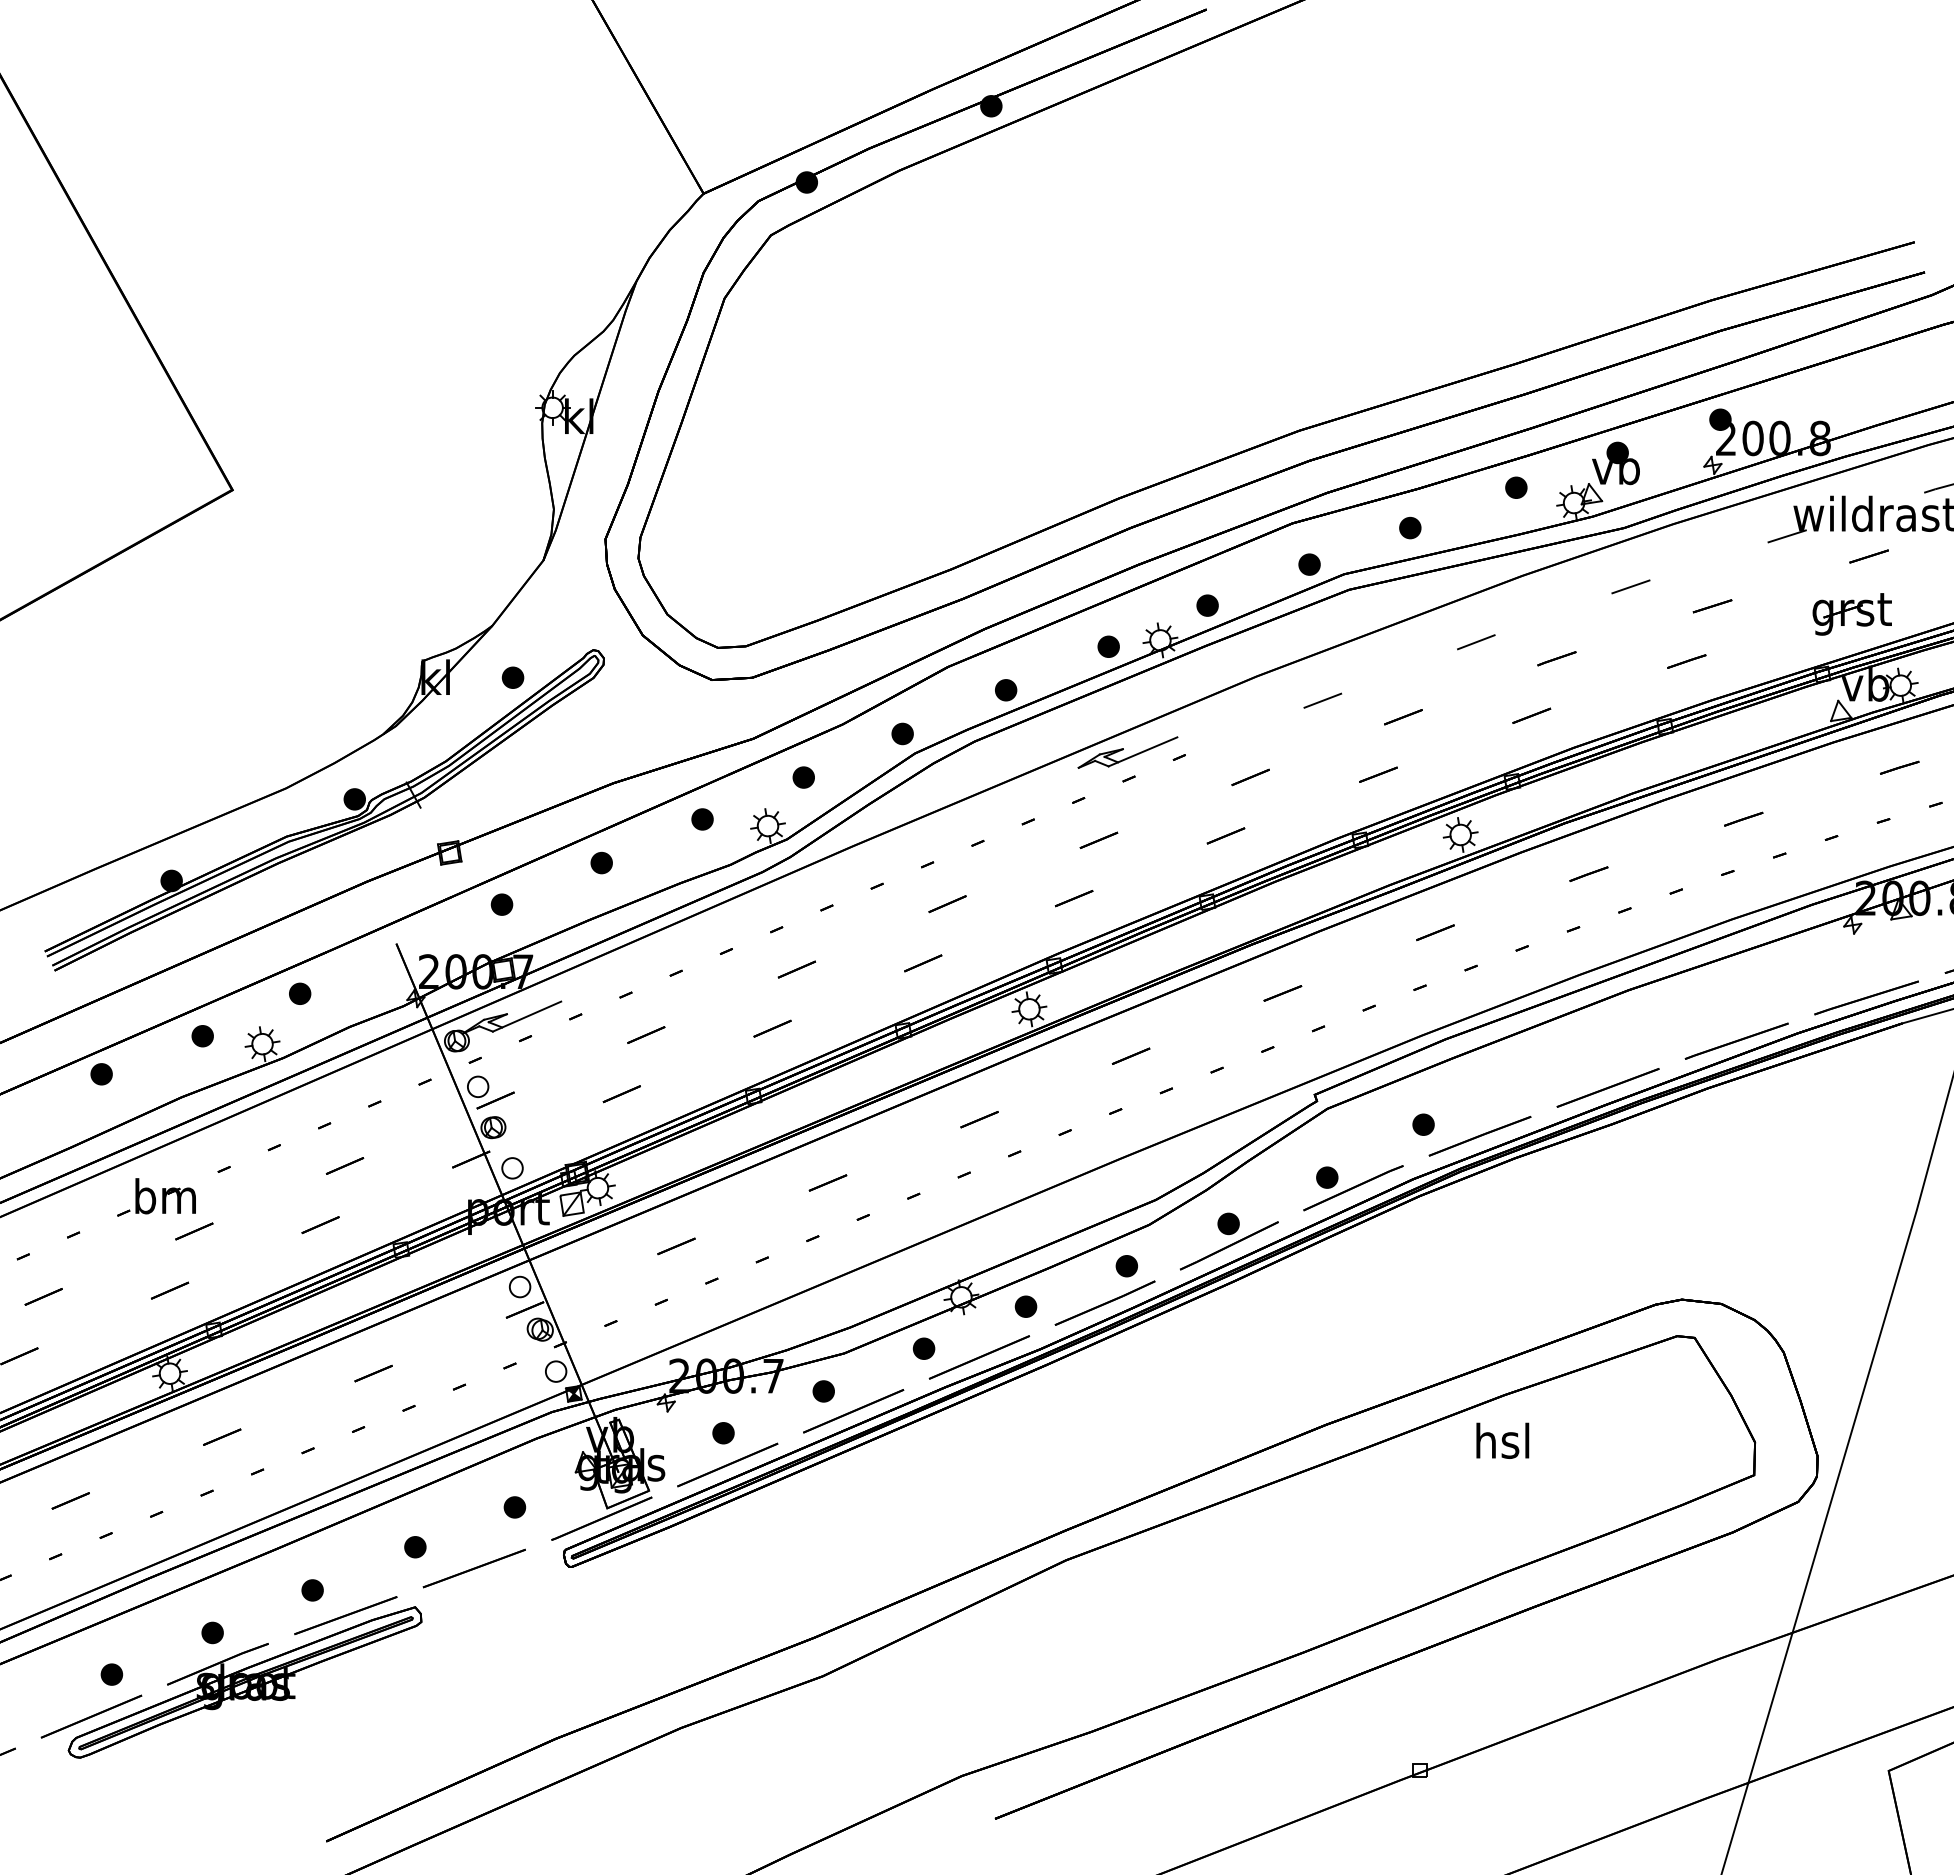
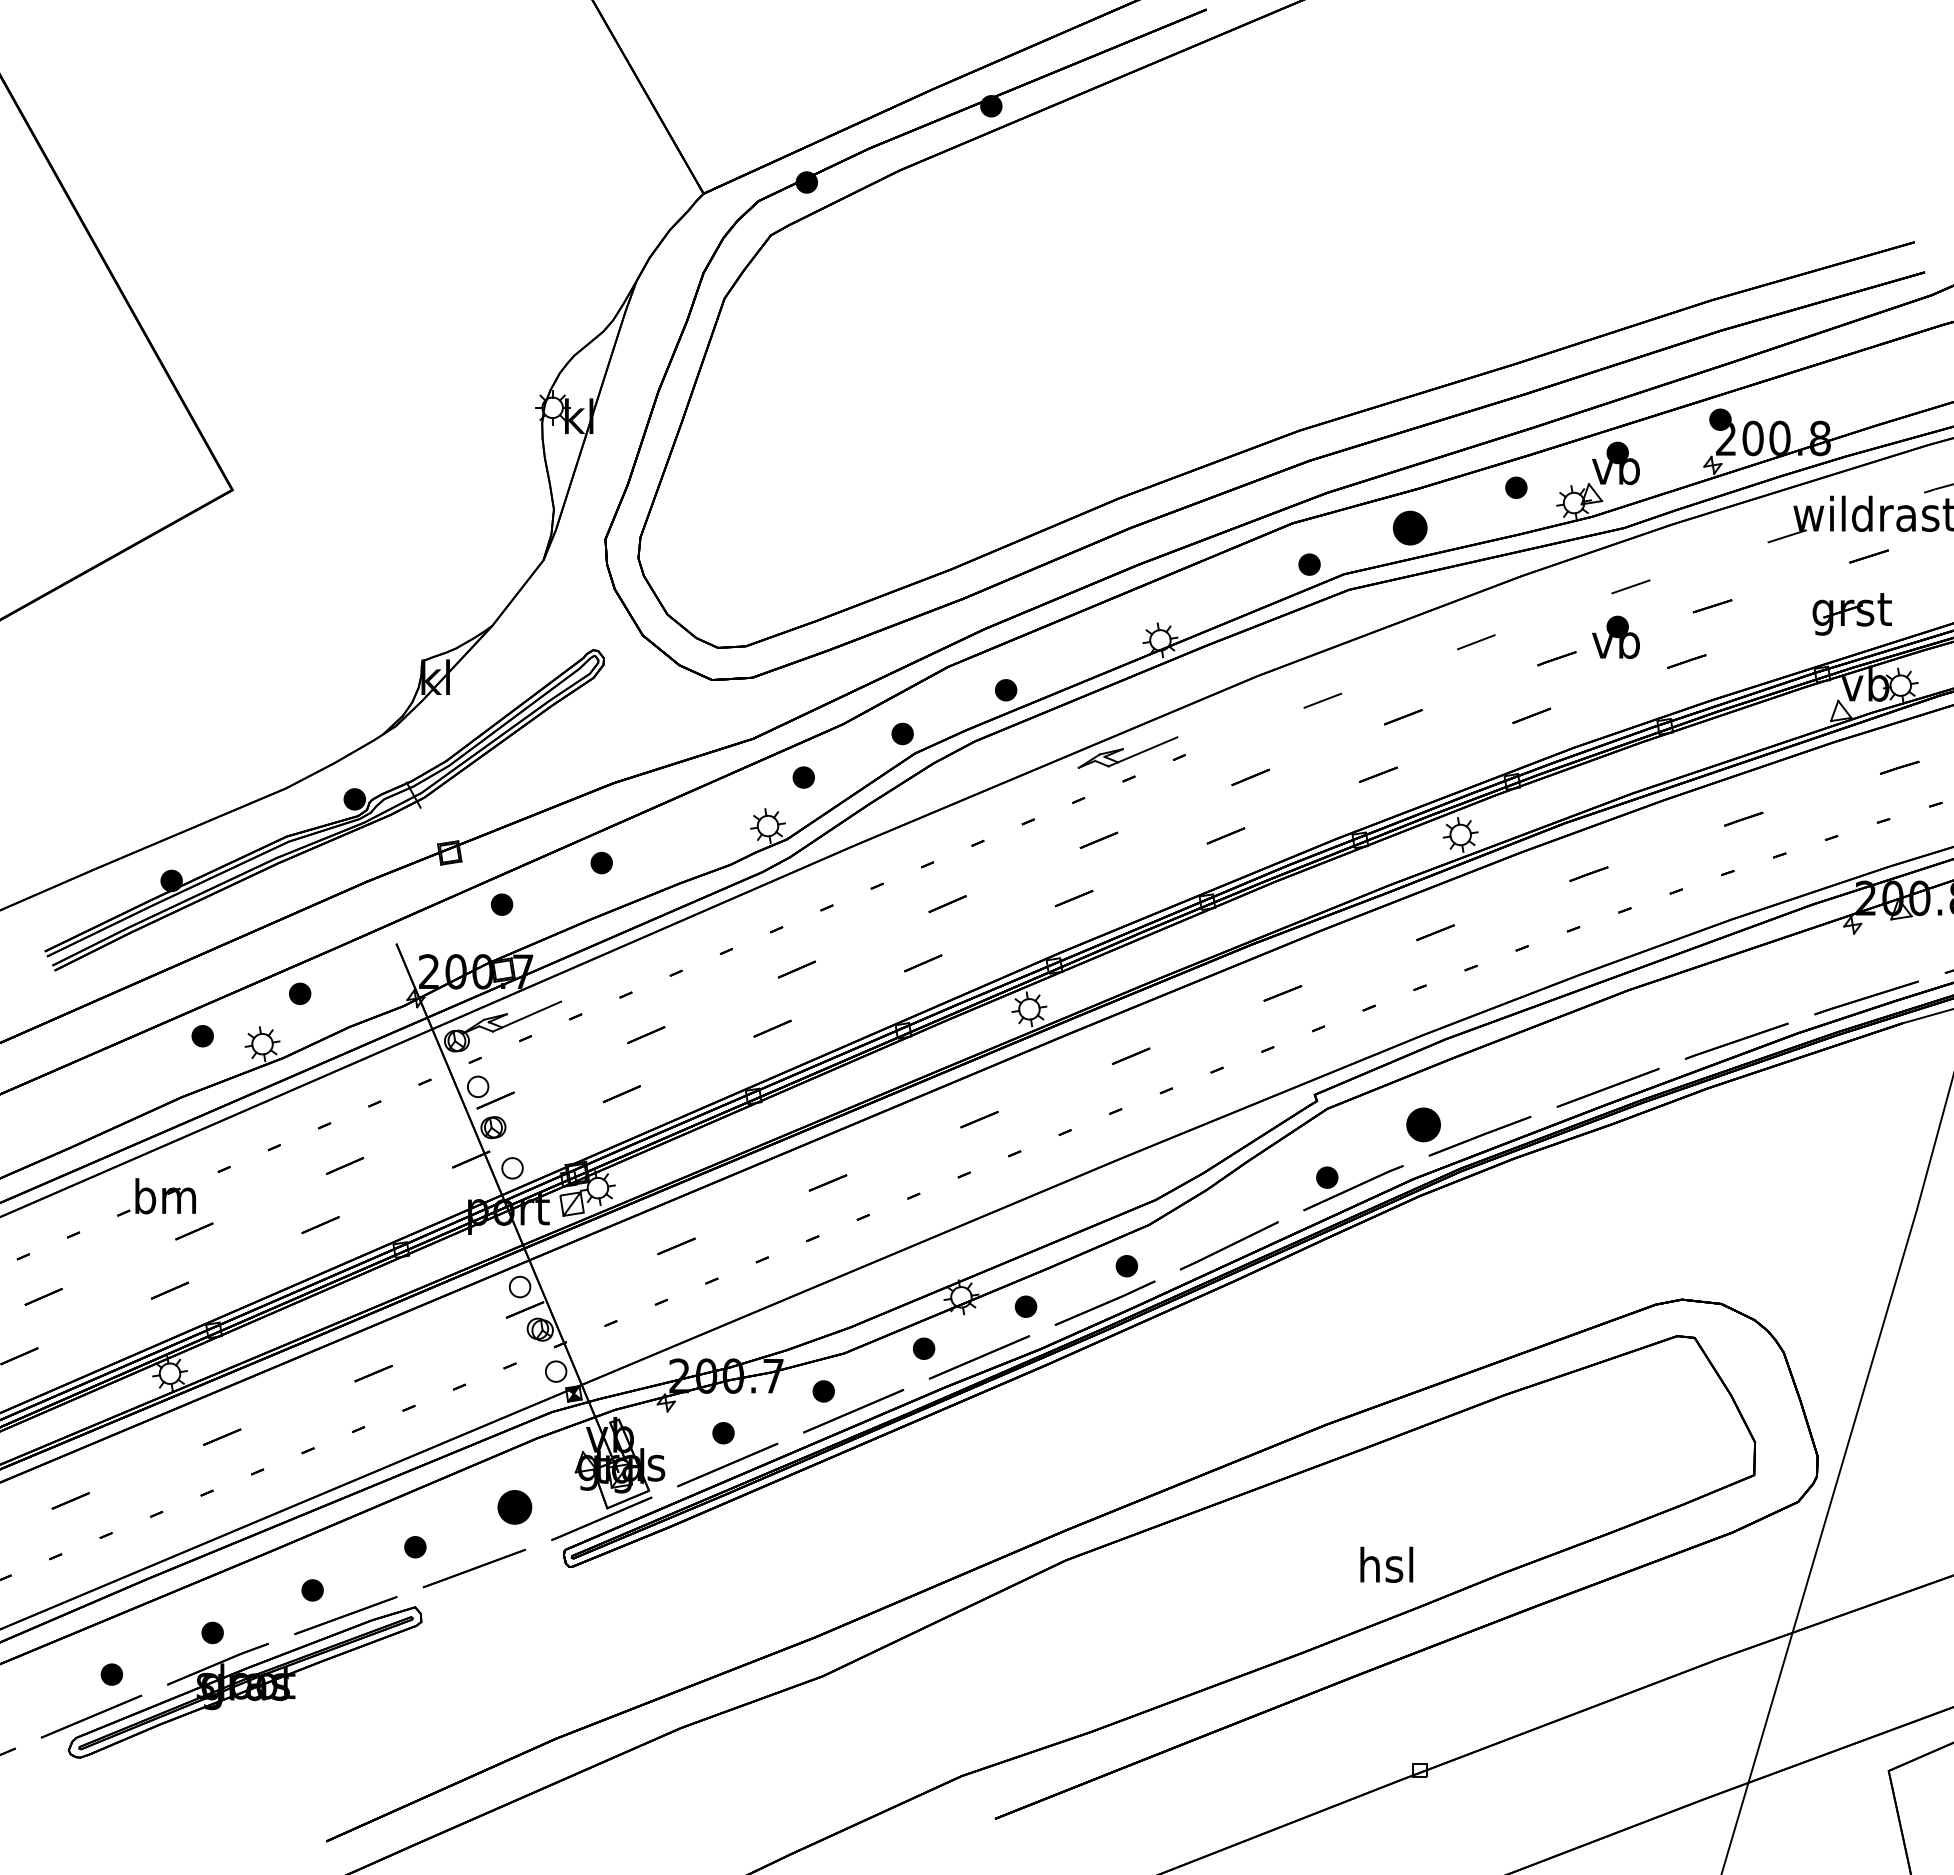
part size: 23x24 px -> 36x36 px (1409, 527)
part: present -> none (1207, 605)
part: none -> present (1615, 637)
part: present -> none (1108, 646)
part: present -> none (512, 677)
part: present -> none (702, 819)
part: present -> none (101, 1074)
part size: 23x23 px -> 35x36 px (1423, 1124)
part: present -> none (1228, 1223)
text position: (1502, 1440) -> (1386, 1564) (1386, 1564)
part size: 24x23 px -> 36x35 px (514, 1507)
